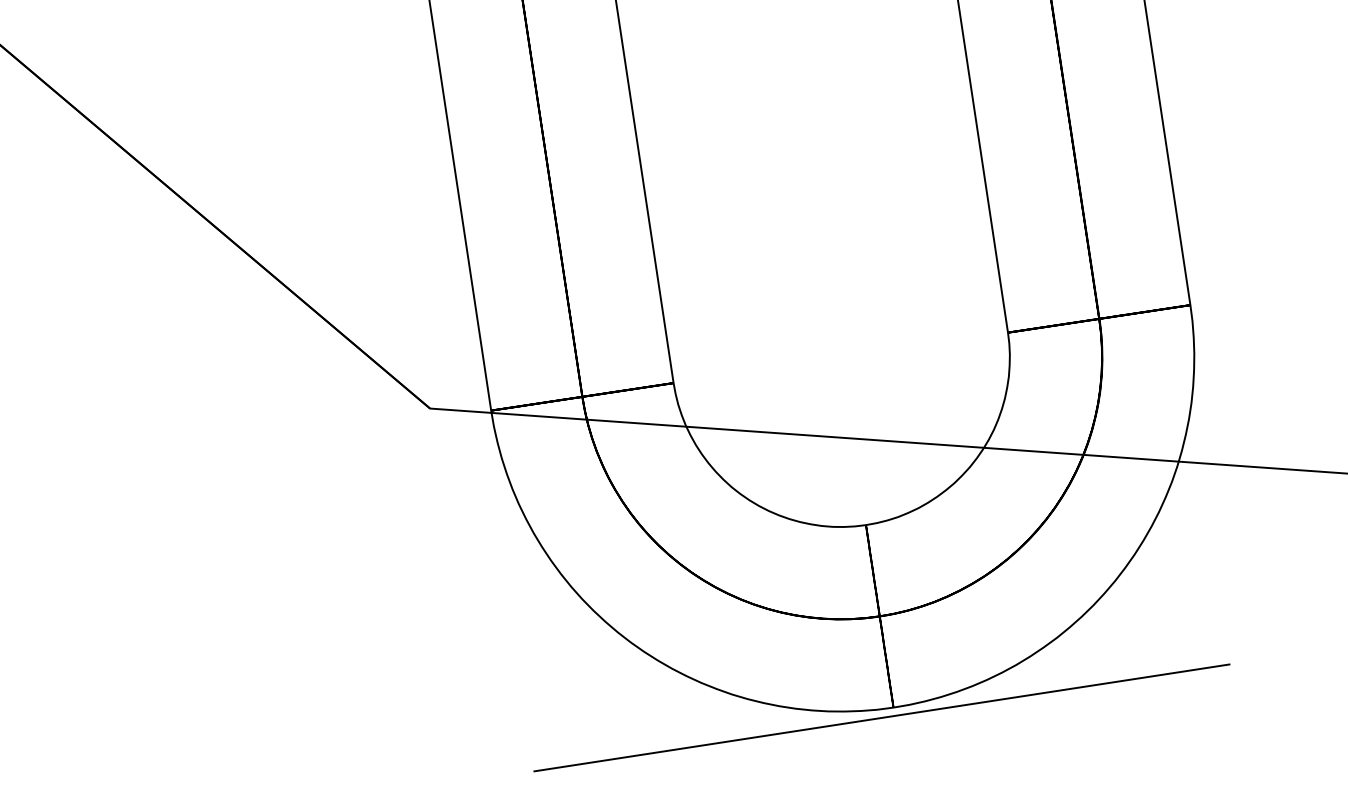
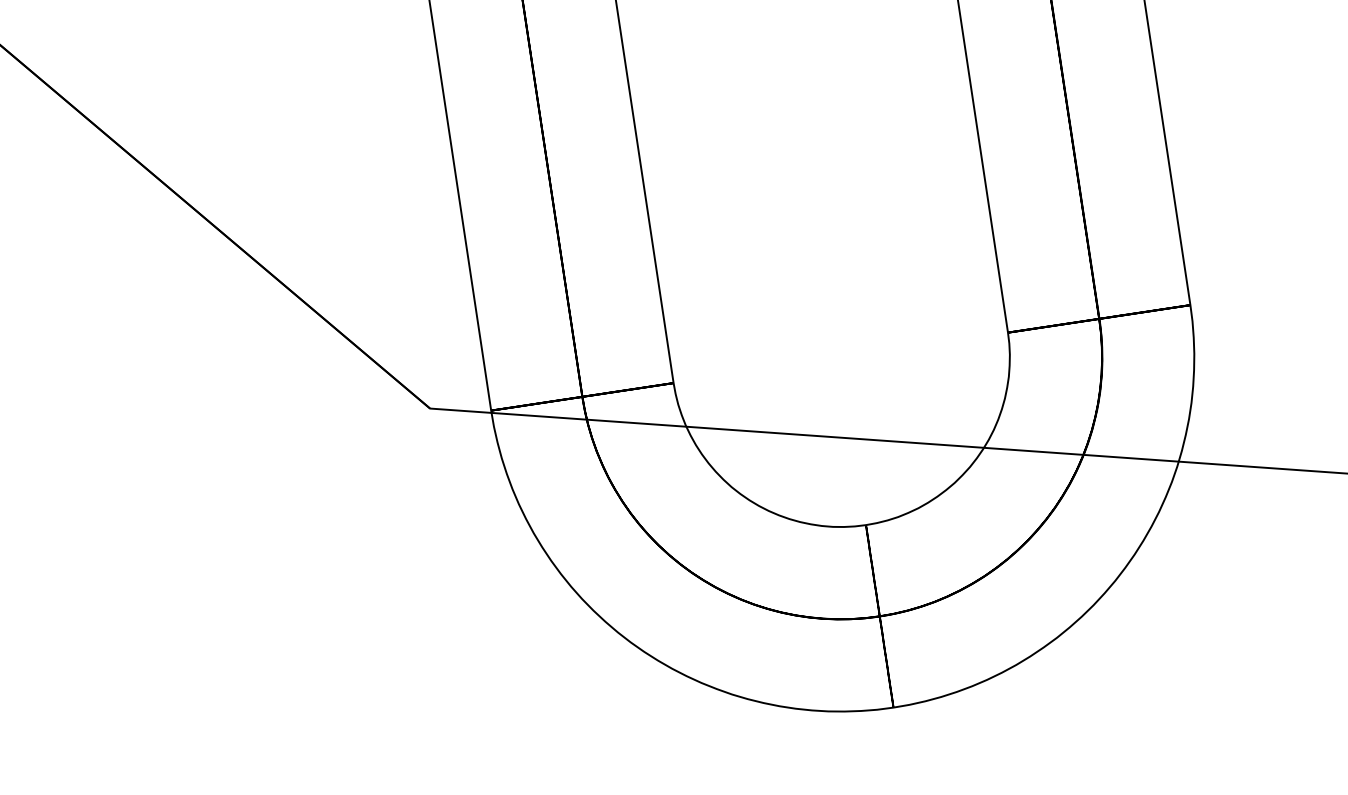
line: present -> none (881, 717)
